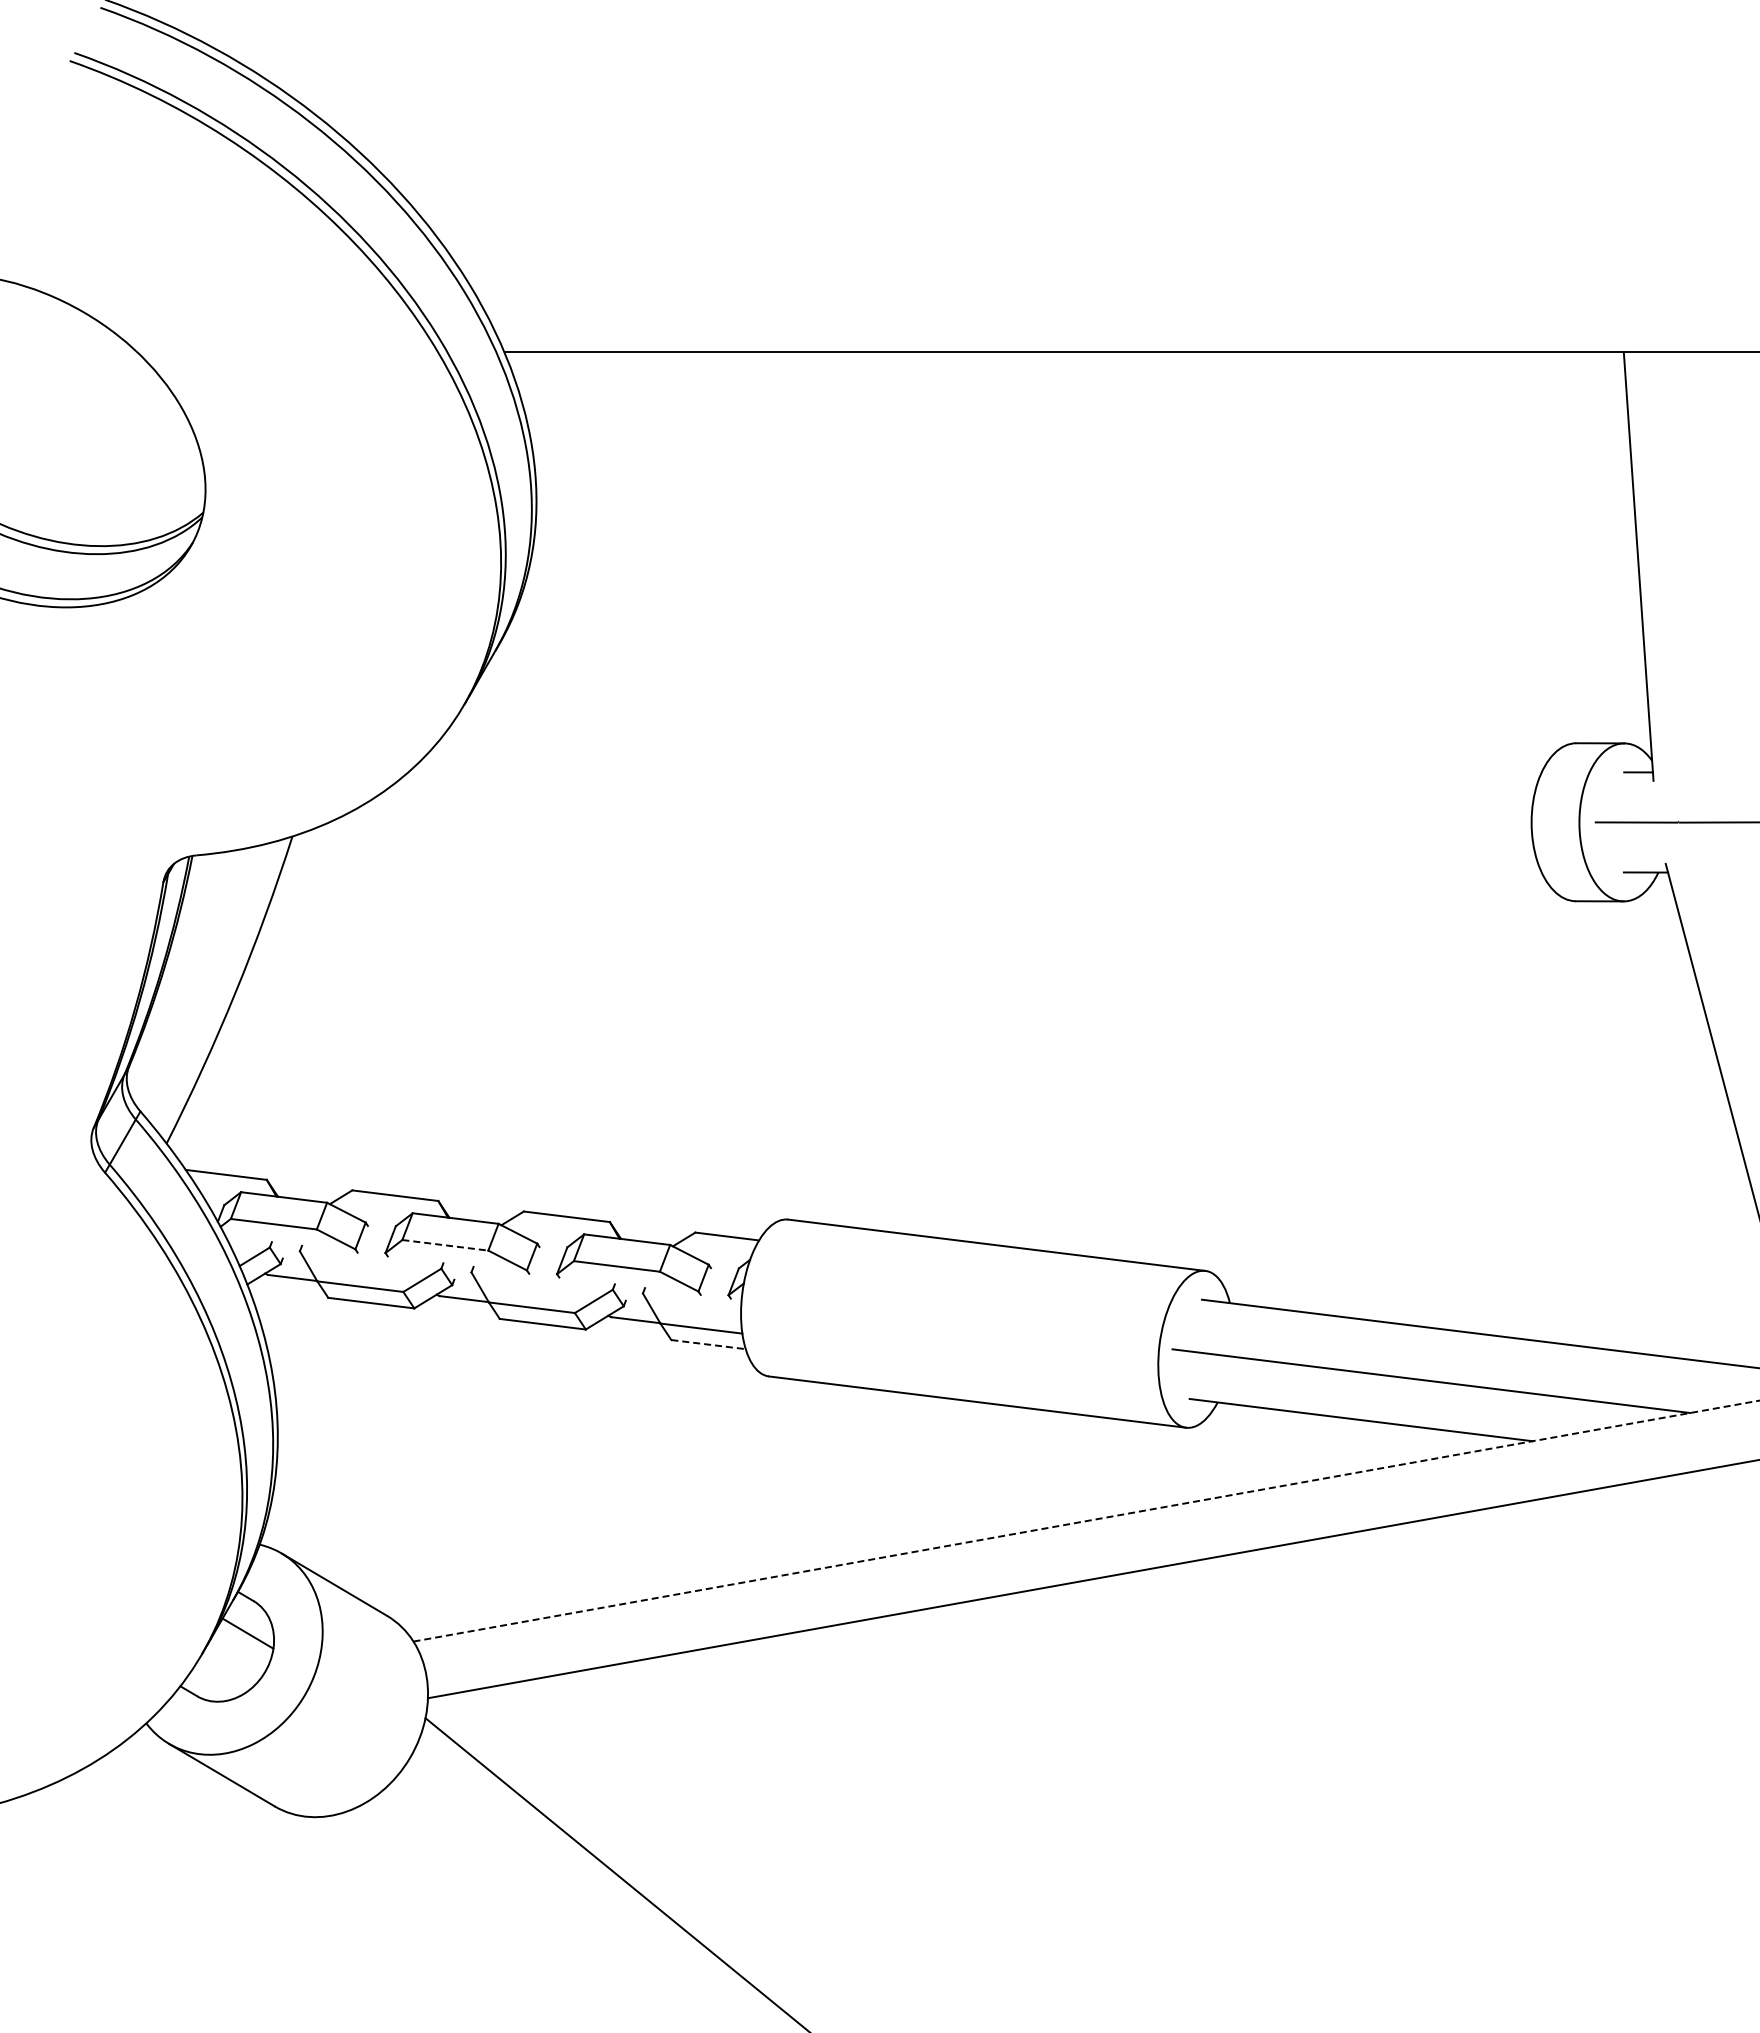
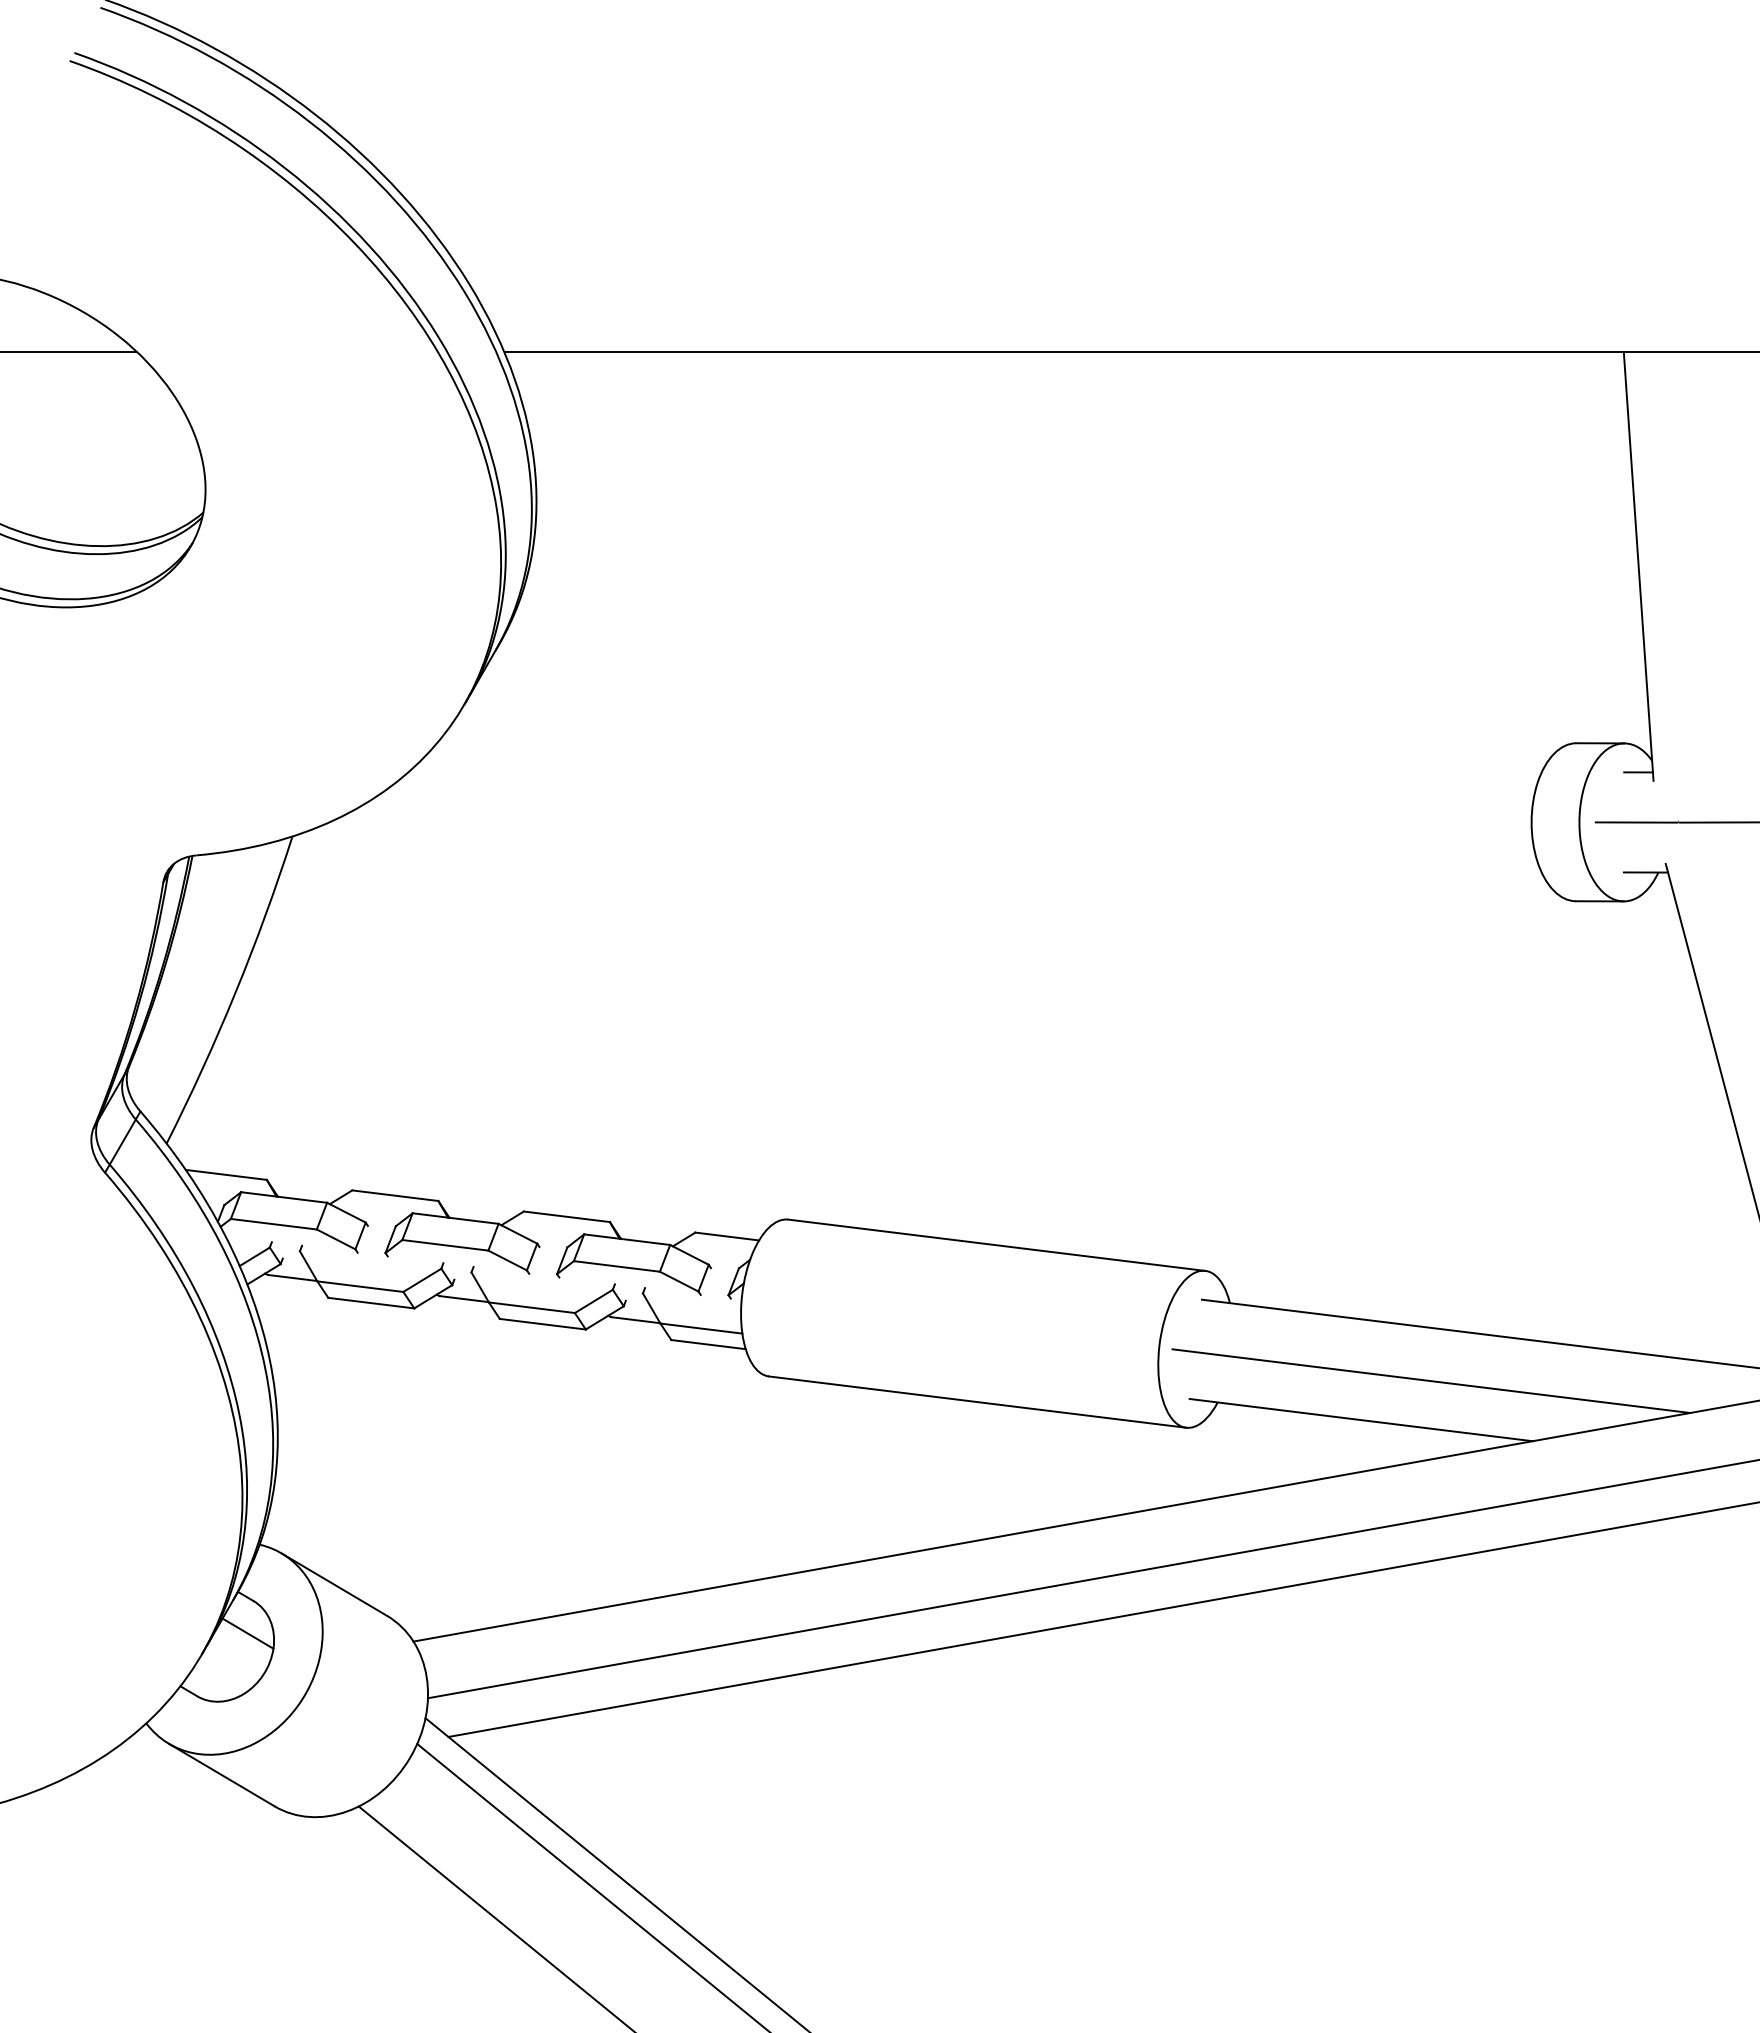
line: none -> present (69, 352)
line: dashed -> solid (445, 1245)
line: dashed -> solid (709, 1344)
line: dashed -> solid (1086, 1521)
line: none -> present (1102, 1619)
line: none -> present (591, 1886)
line: none -> present (494, 1917)
